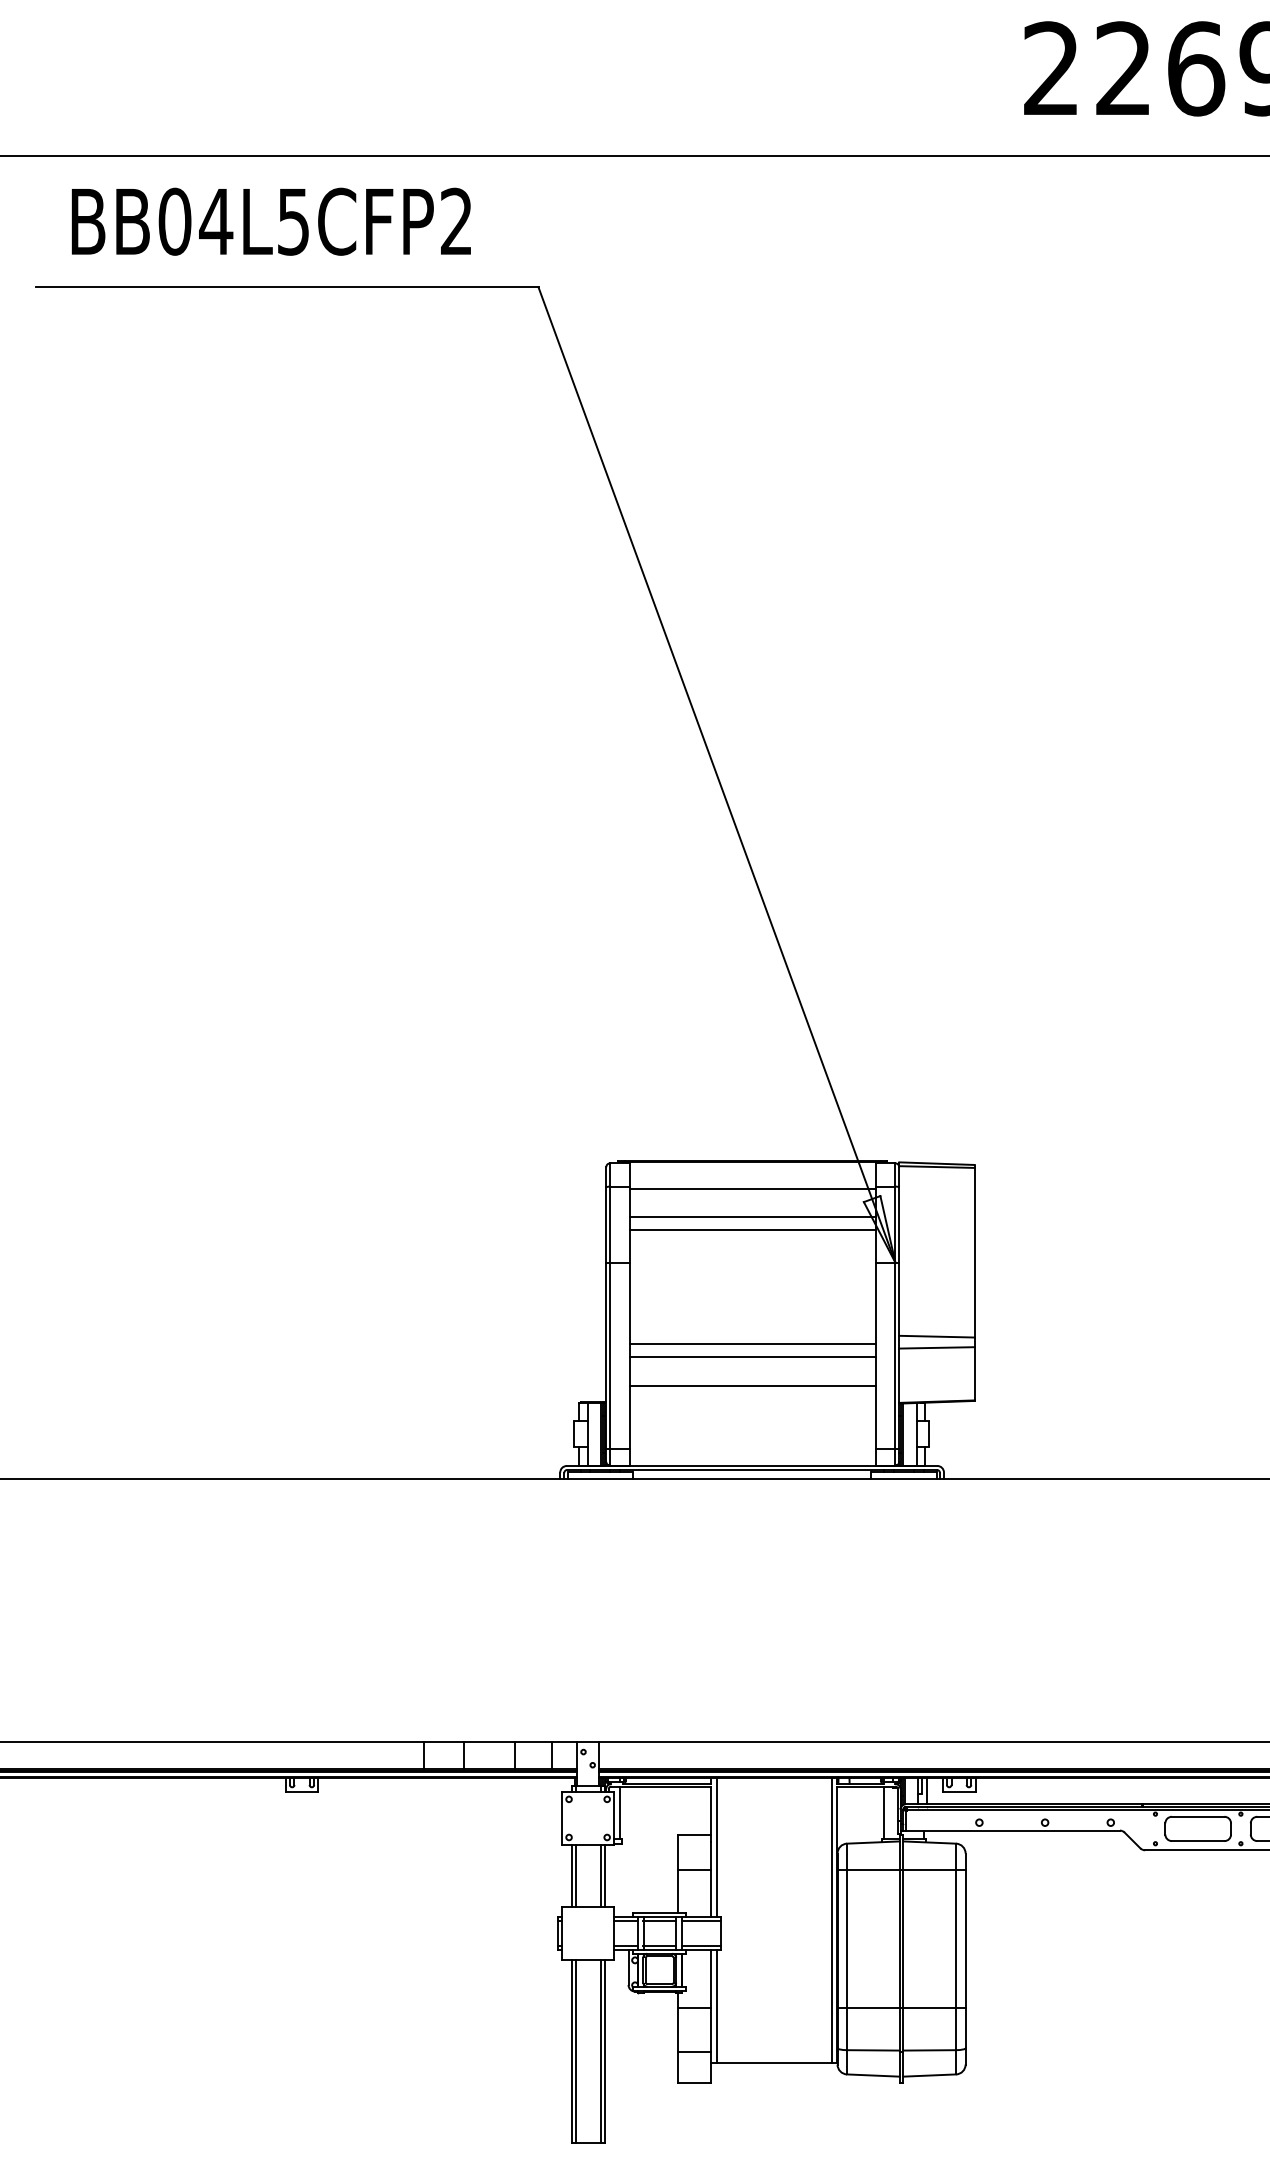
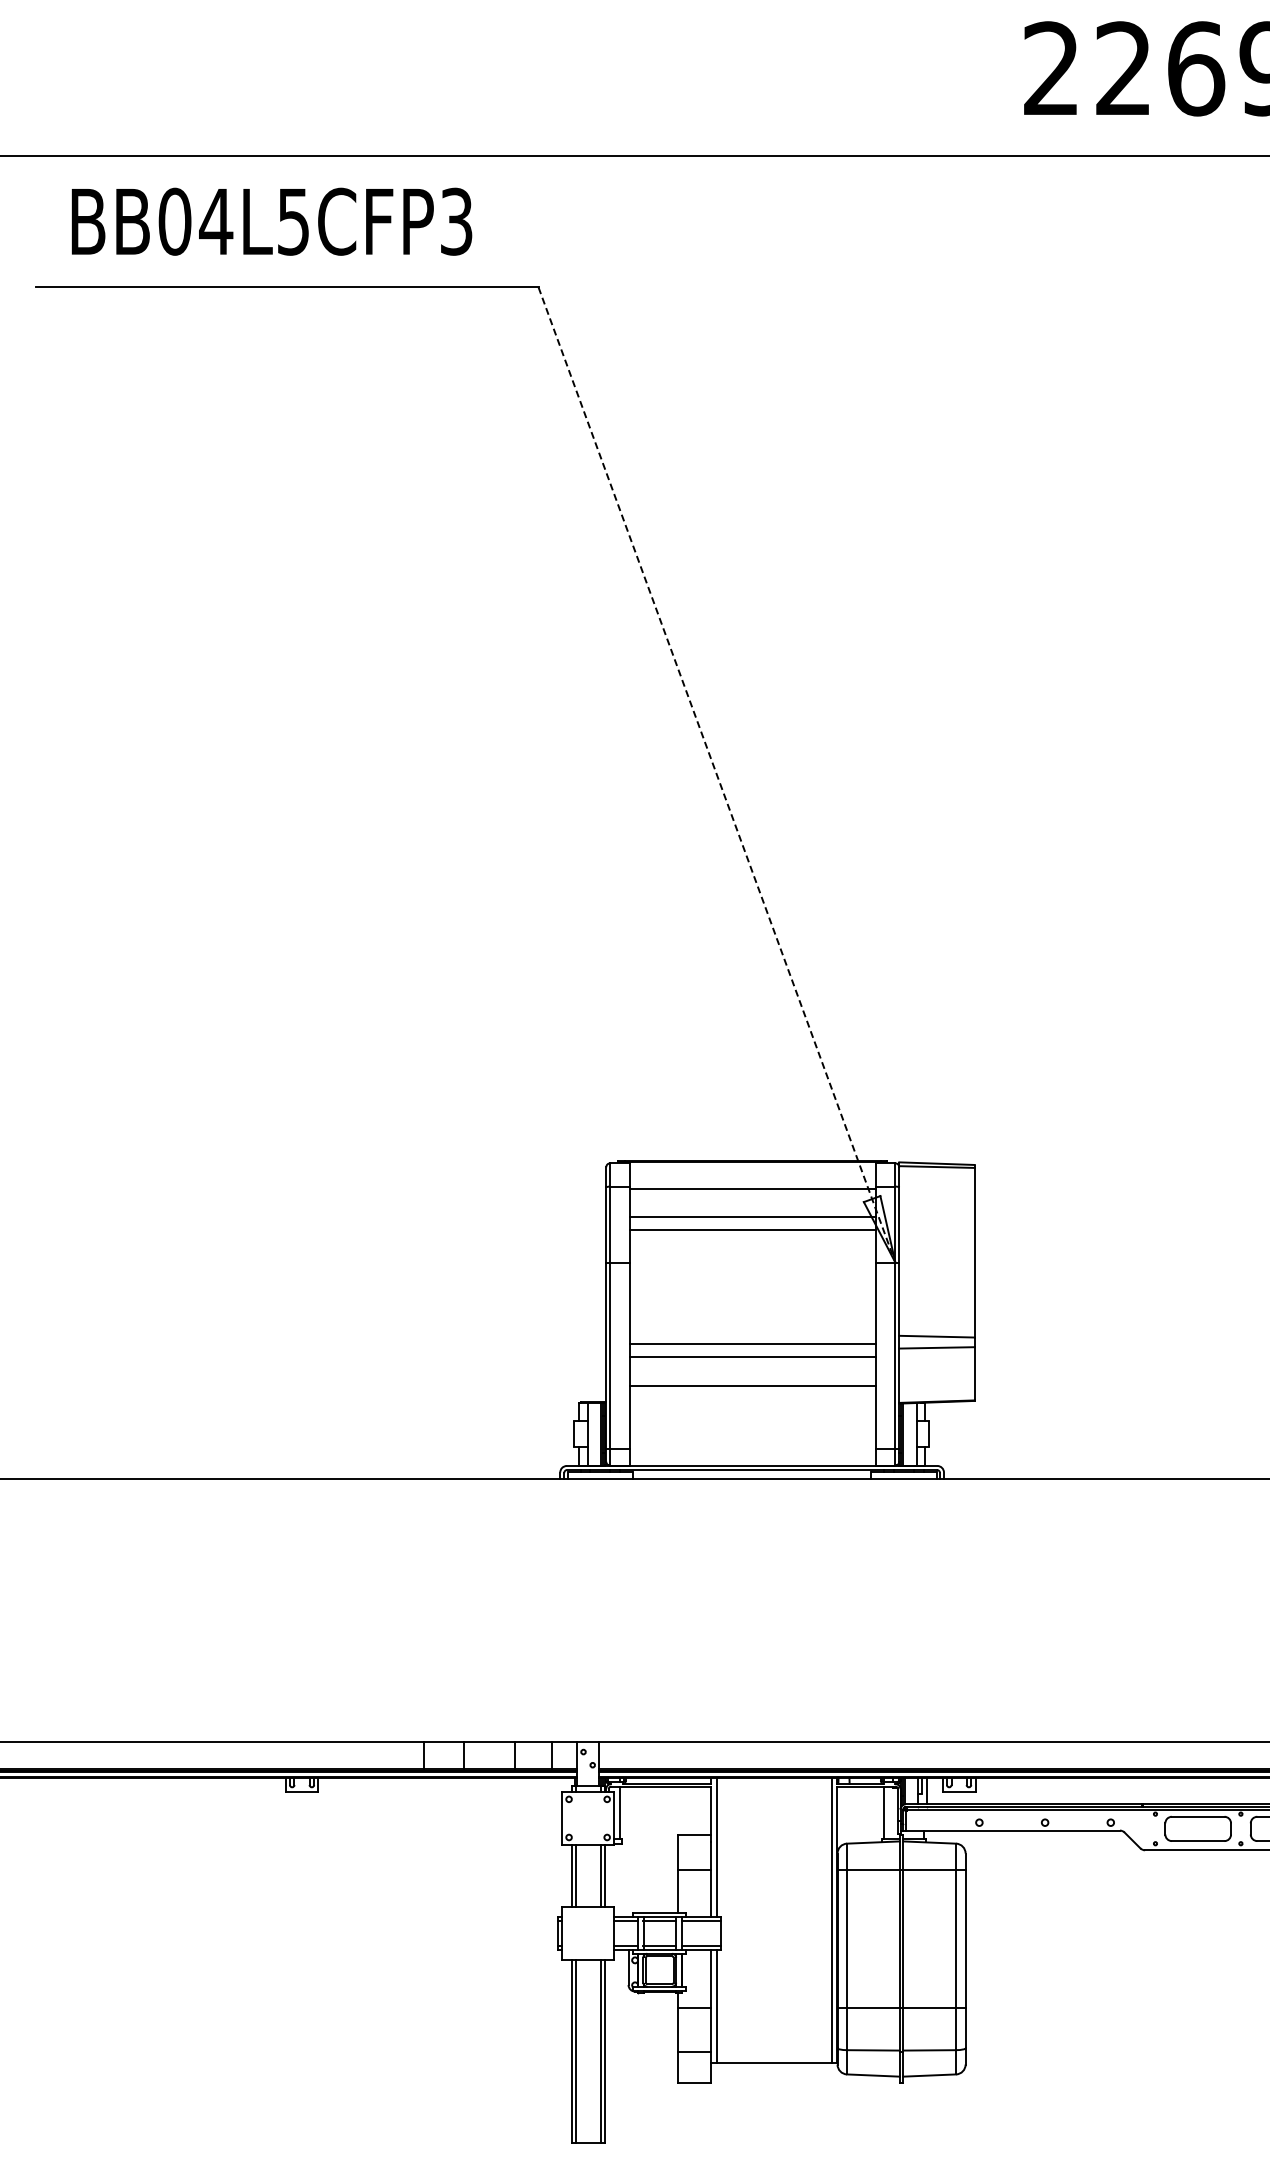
text: BB04L5CFP2 -> BB04L5CFP3 (456, 221)
line: solid -> dashed (717, 775)
